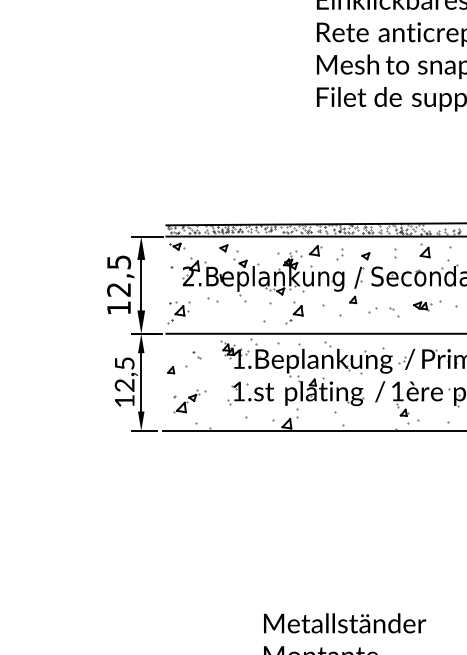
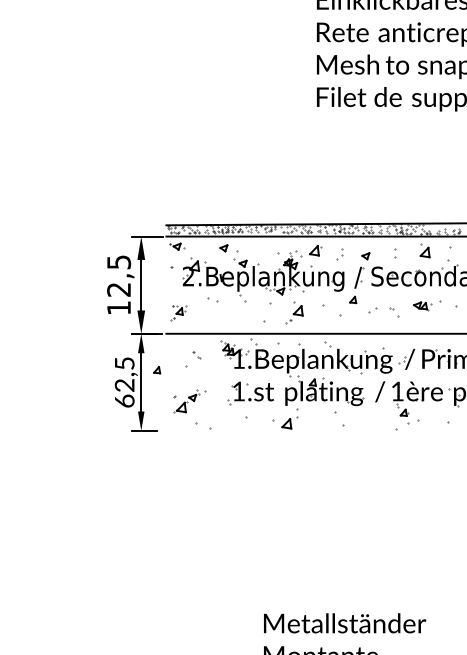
part size: 24x24 px -> 18x17 px (178, 313)
part position: (171, 370) -> (157, 370) (157, 370)
text: 12,5 -> 62,5 (124, 400)
line: present -> none (312, 431)
